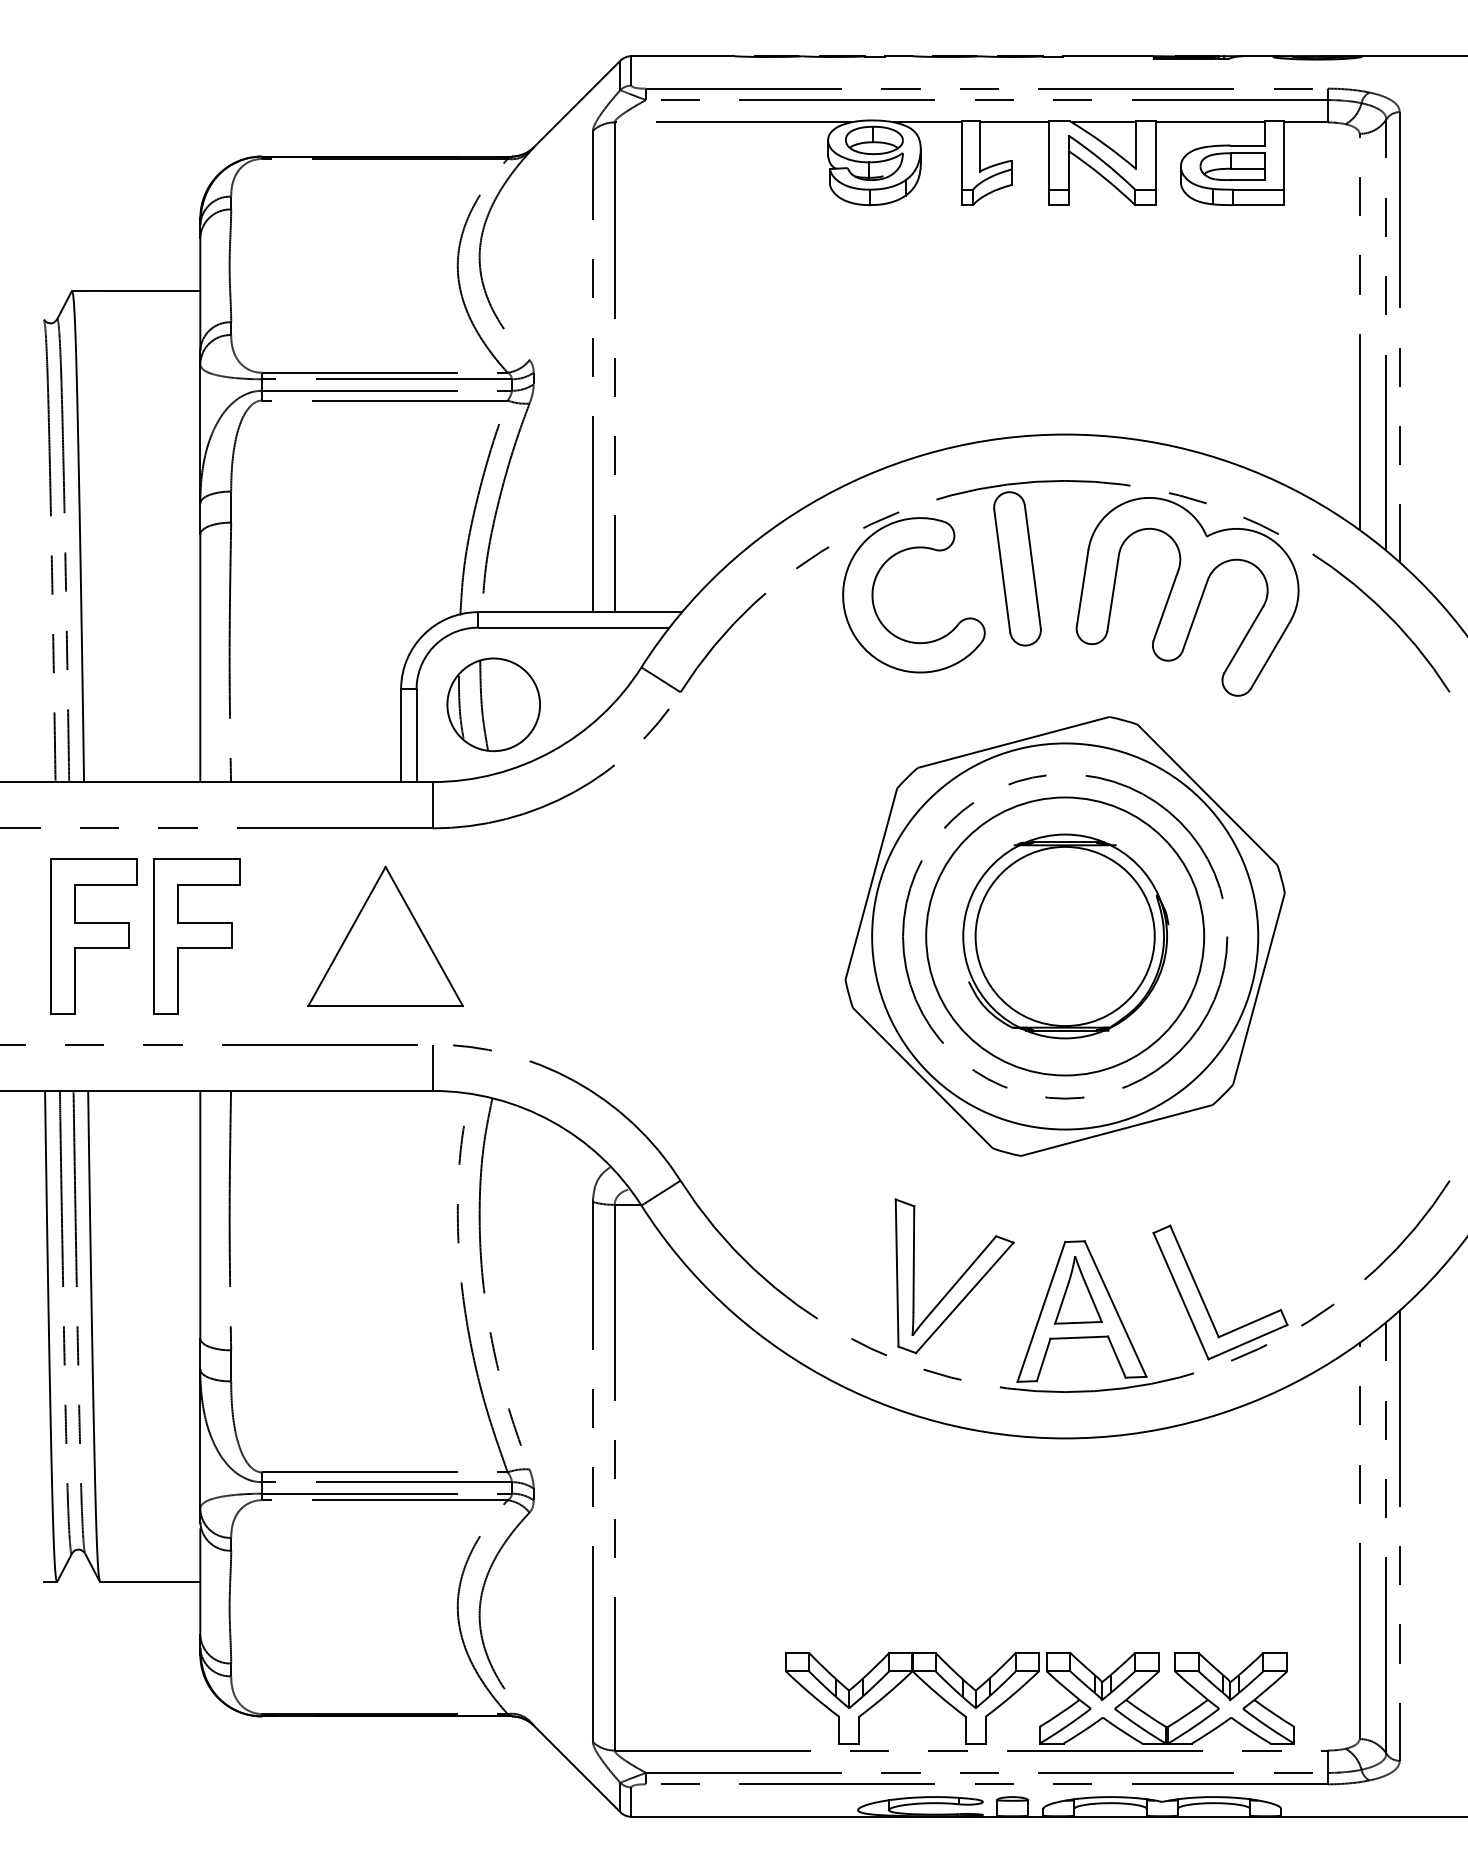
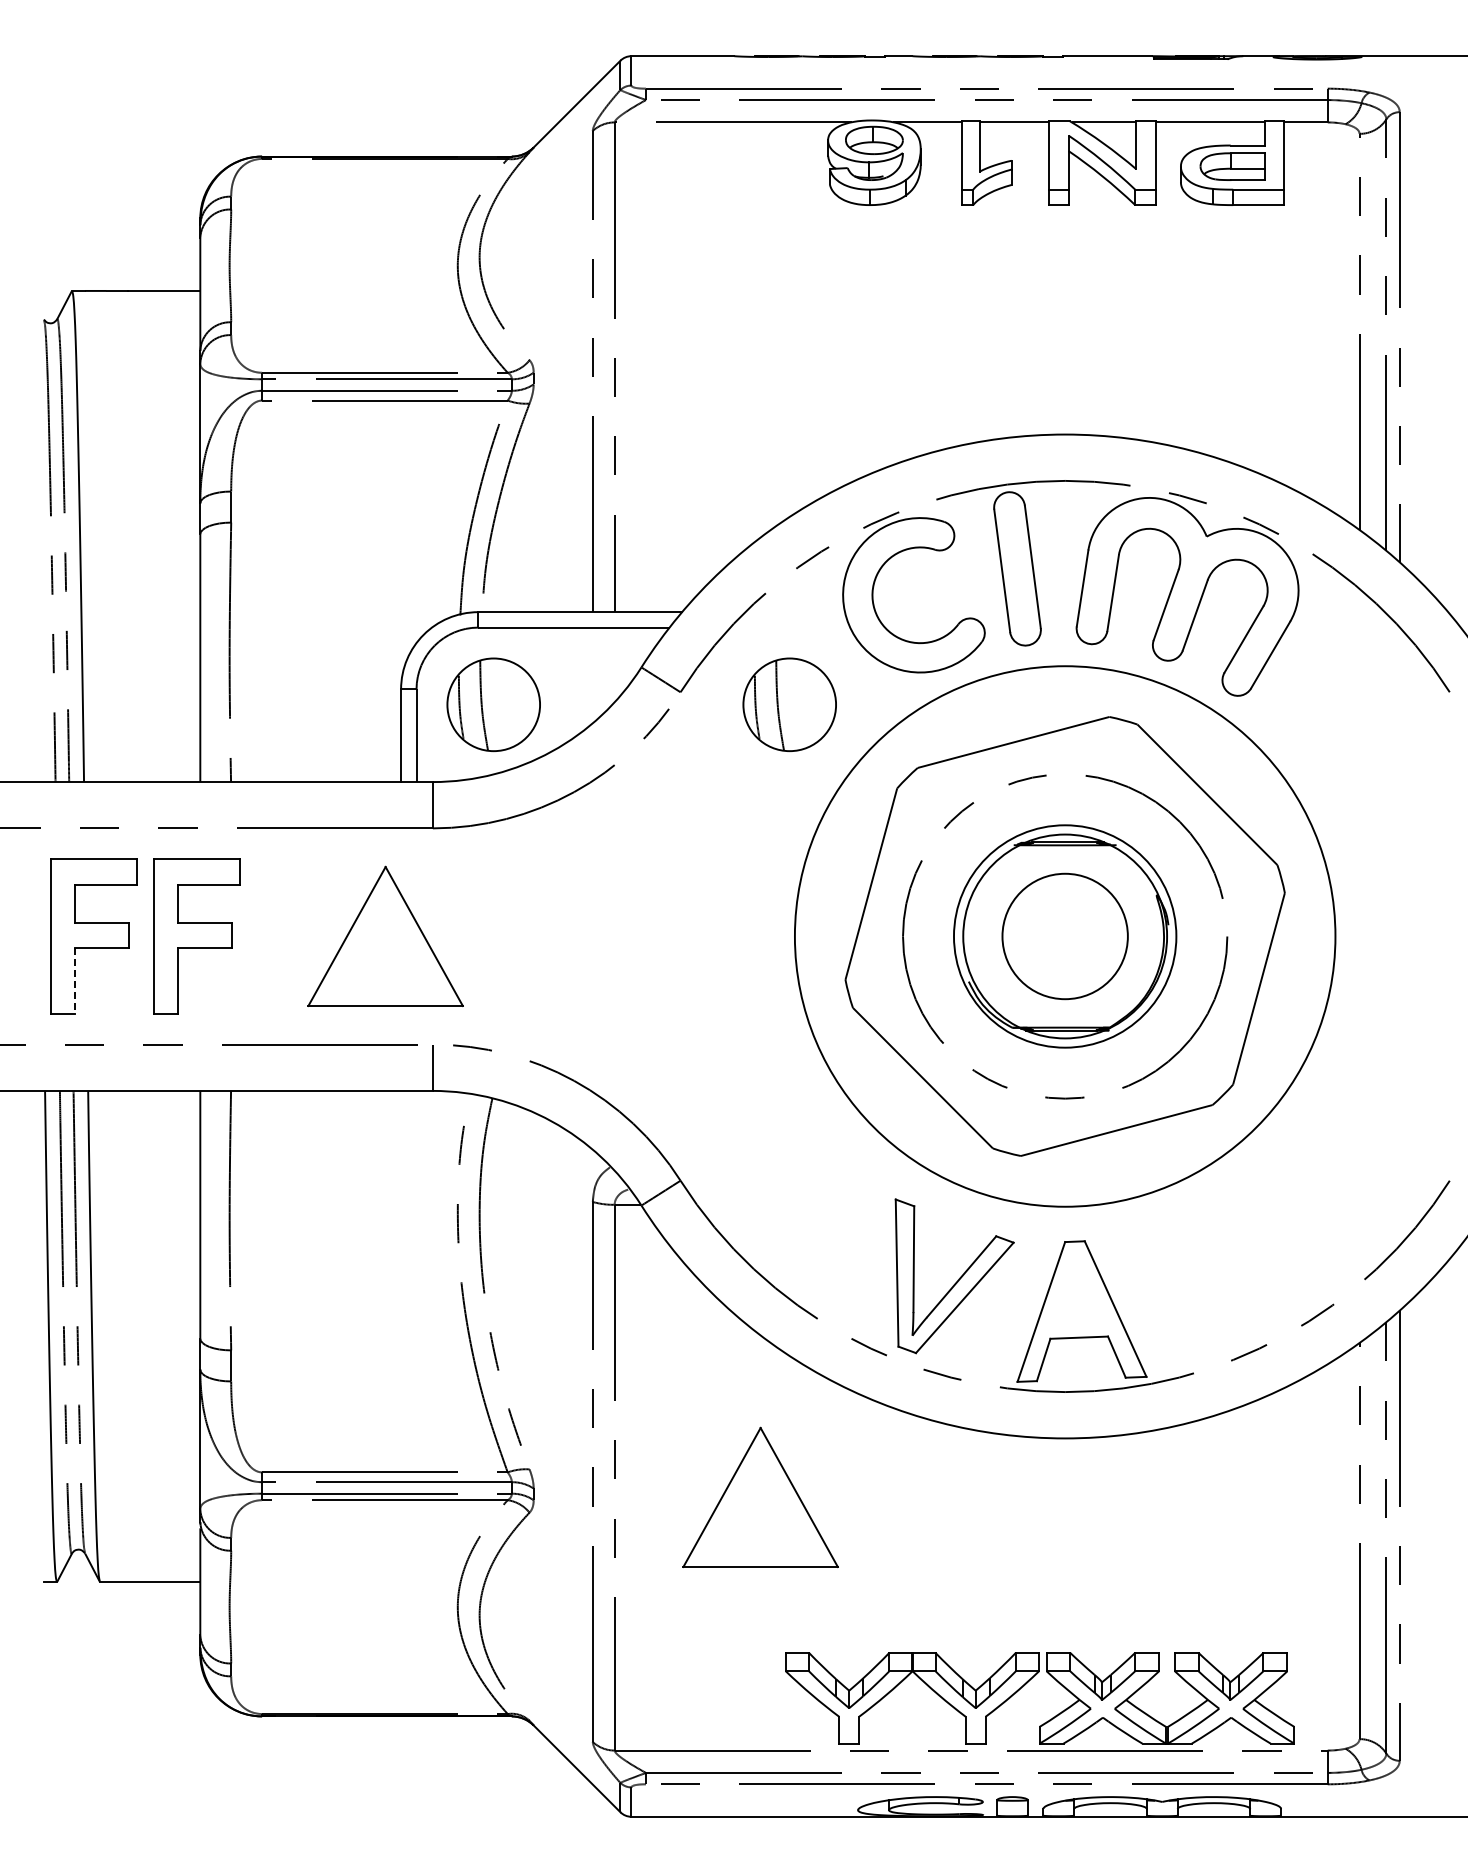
part: none -> present (789, 704)
circle diameter: 179 px -> 125 px (1064, 936)
circle diameter: 278 px -> 222 px (1064, 936)
circle diameter: 386 px -> 541 px (1064, 936)
line: solid -> dashed (75, 981)
part: present -> none (1078, 1290)
part: present -> none (1204, 1301)
part: none -> present (760, 1496)
